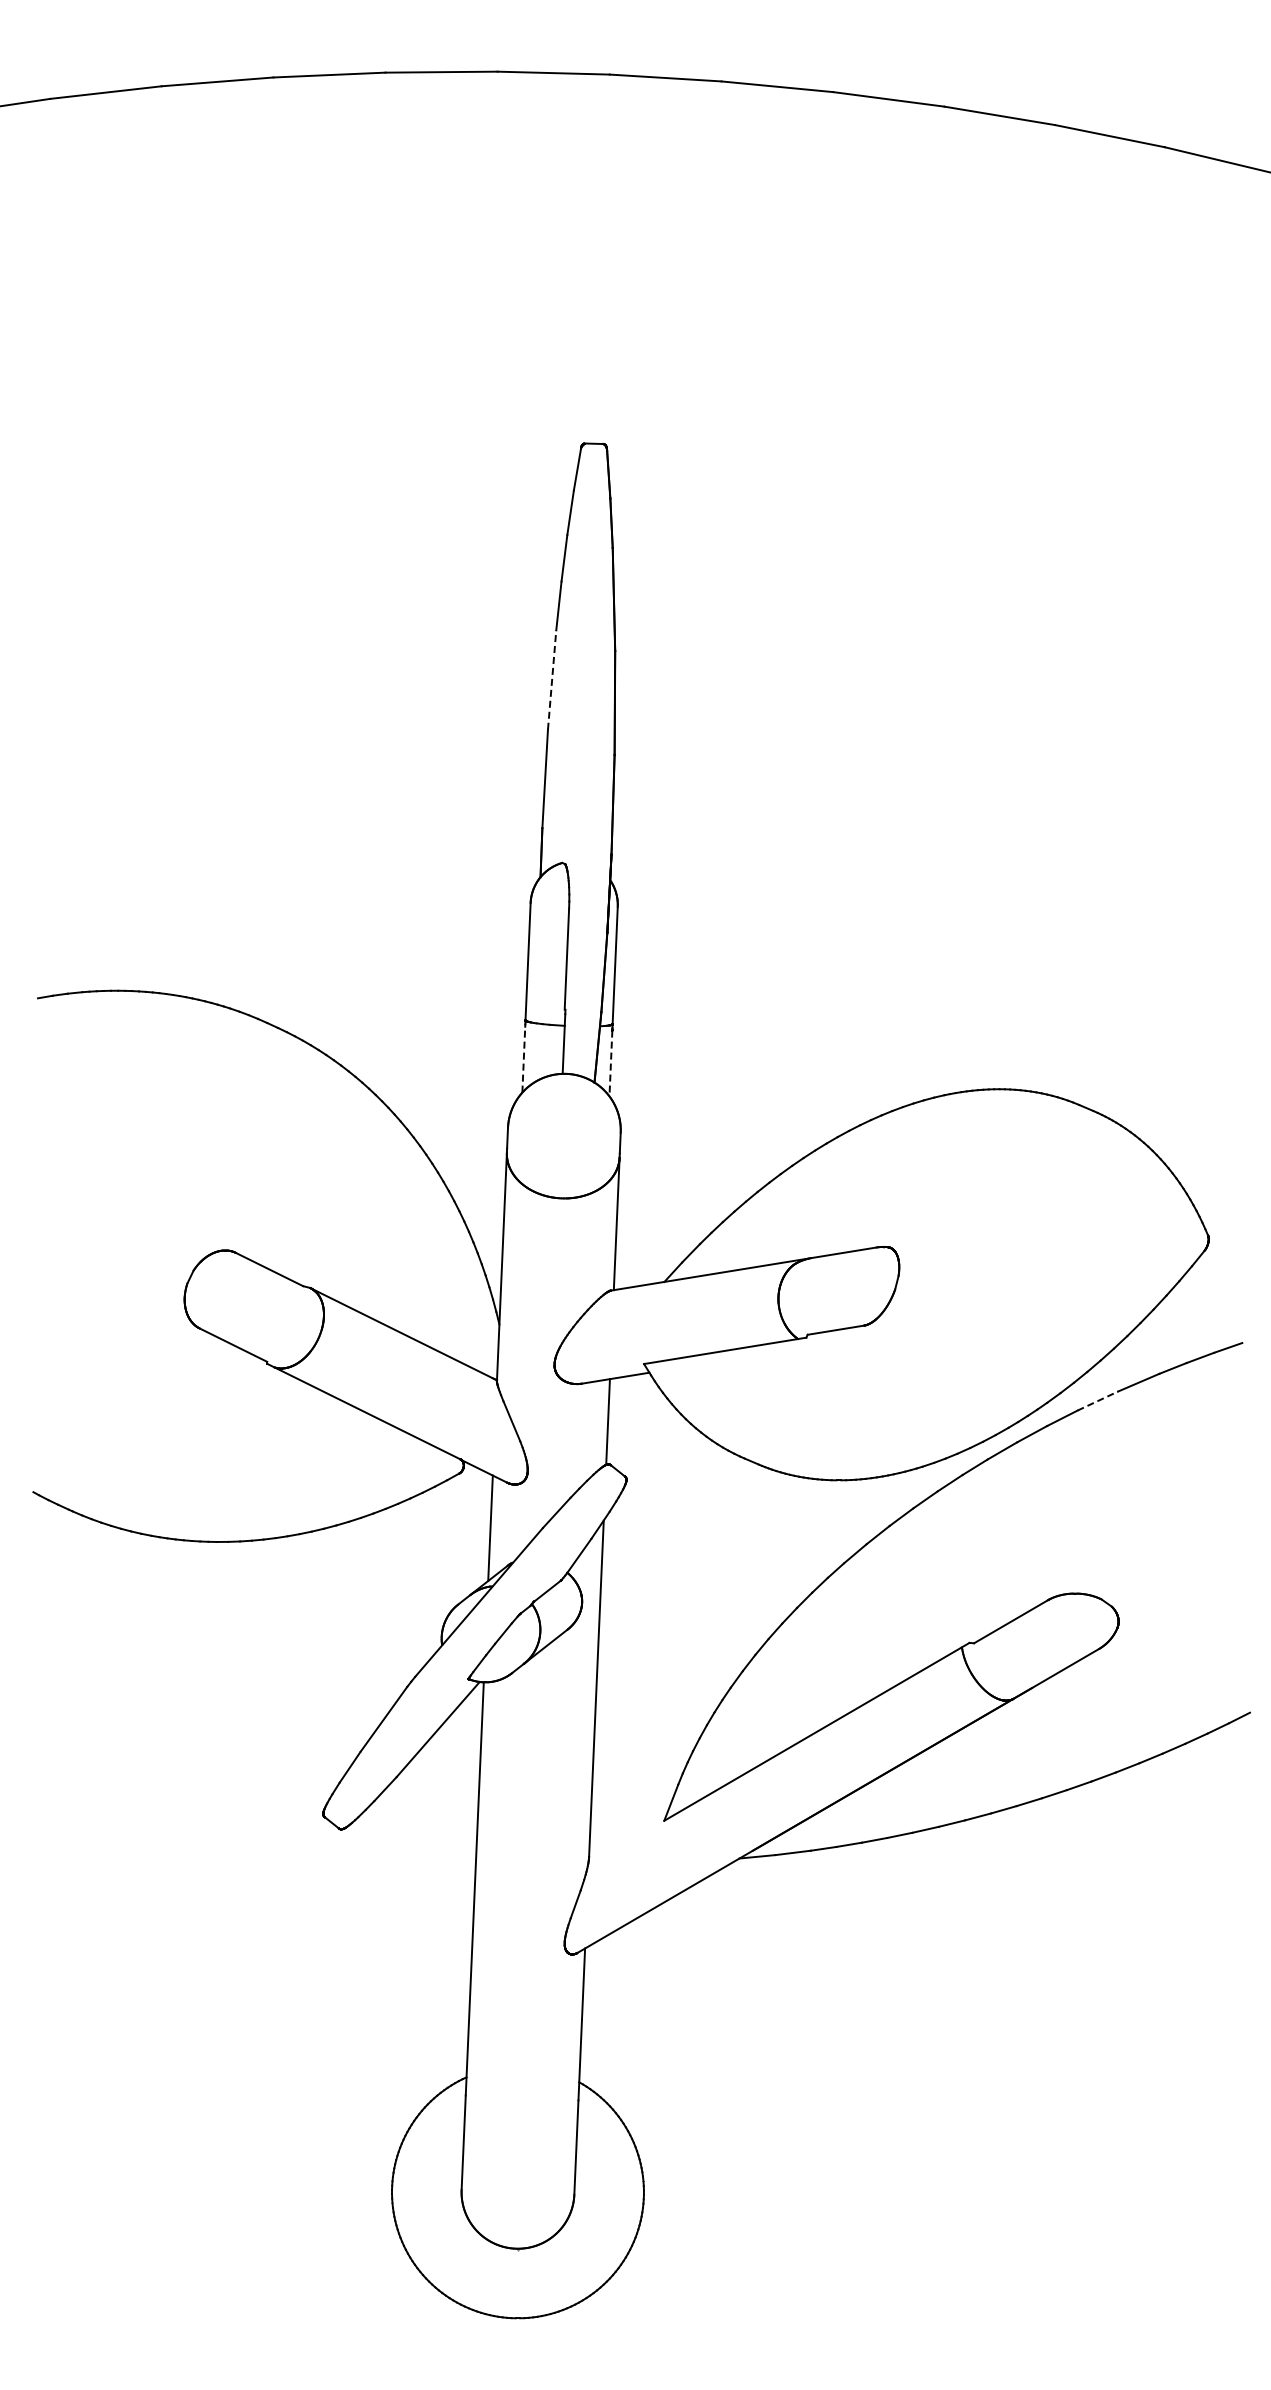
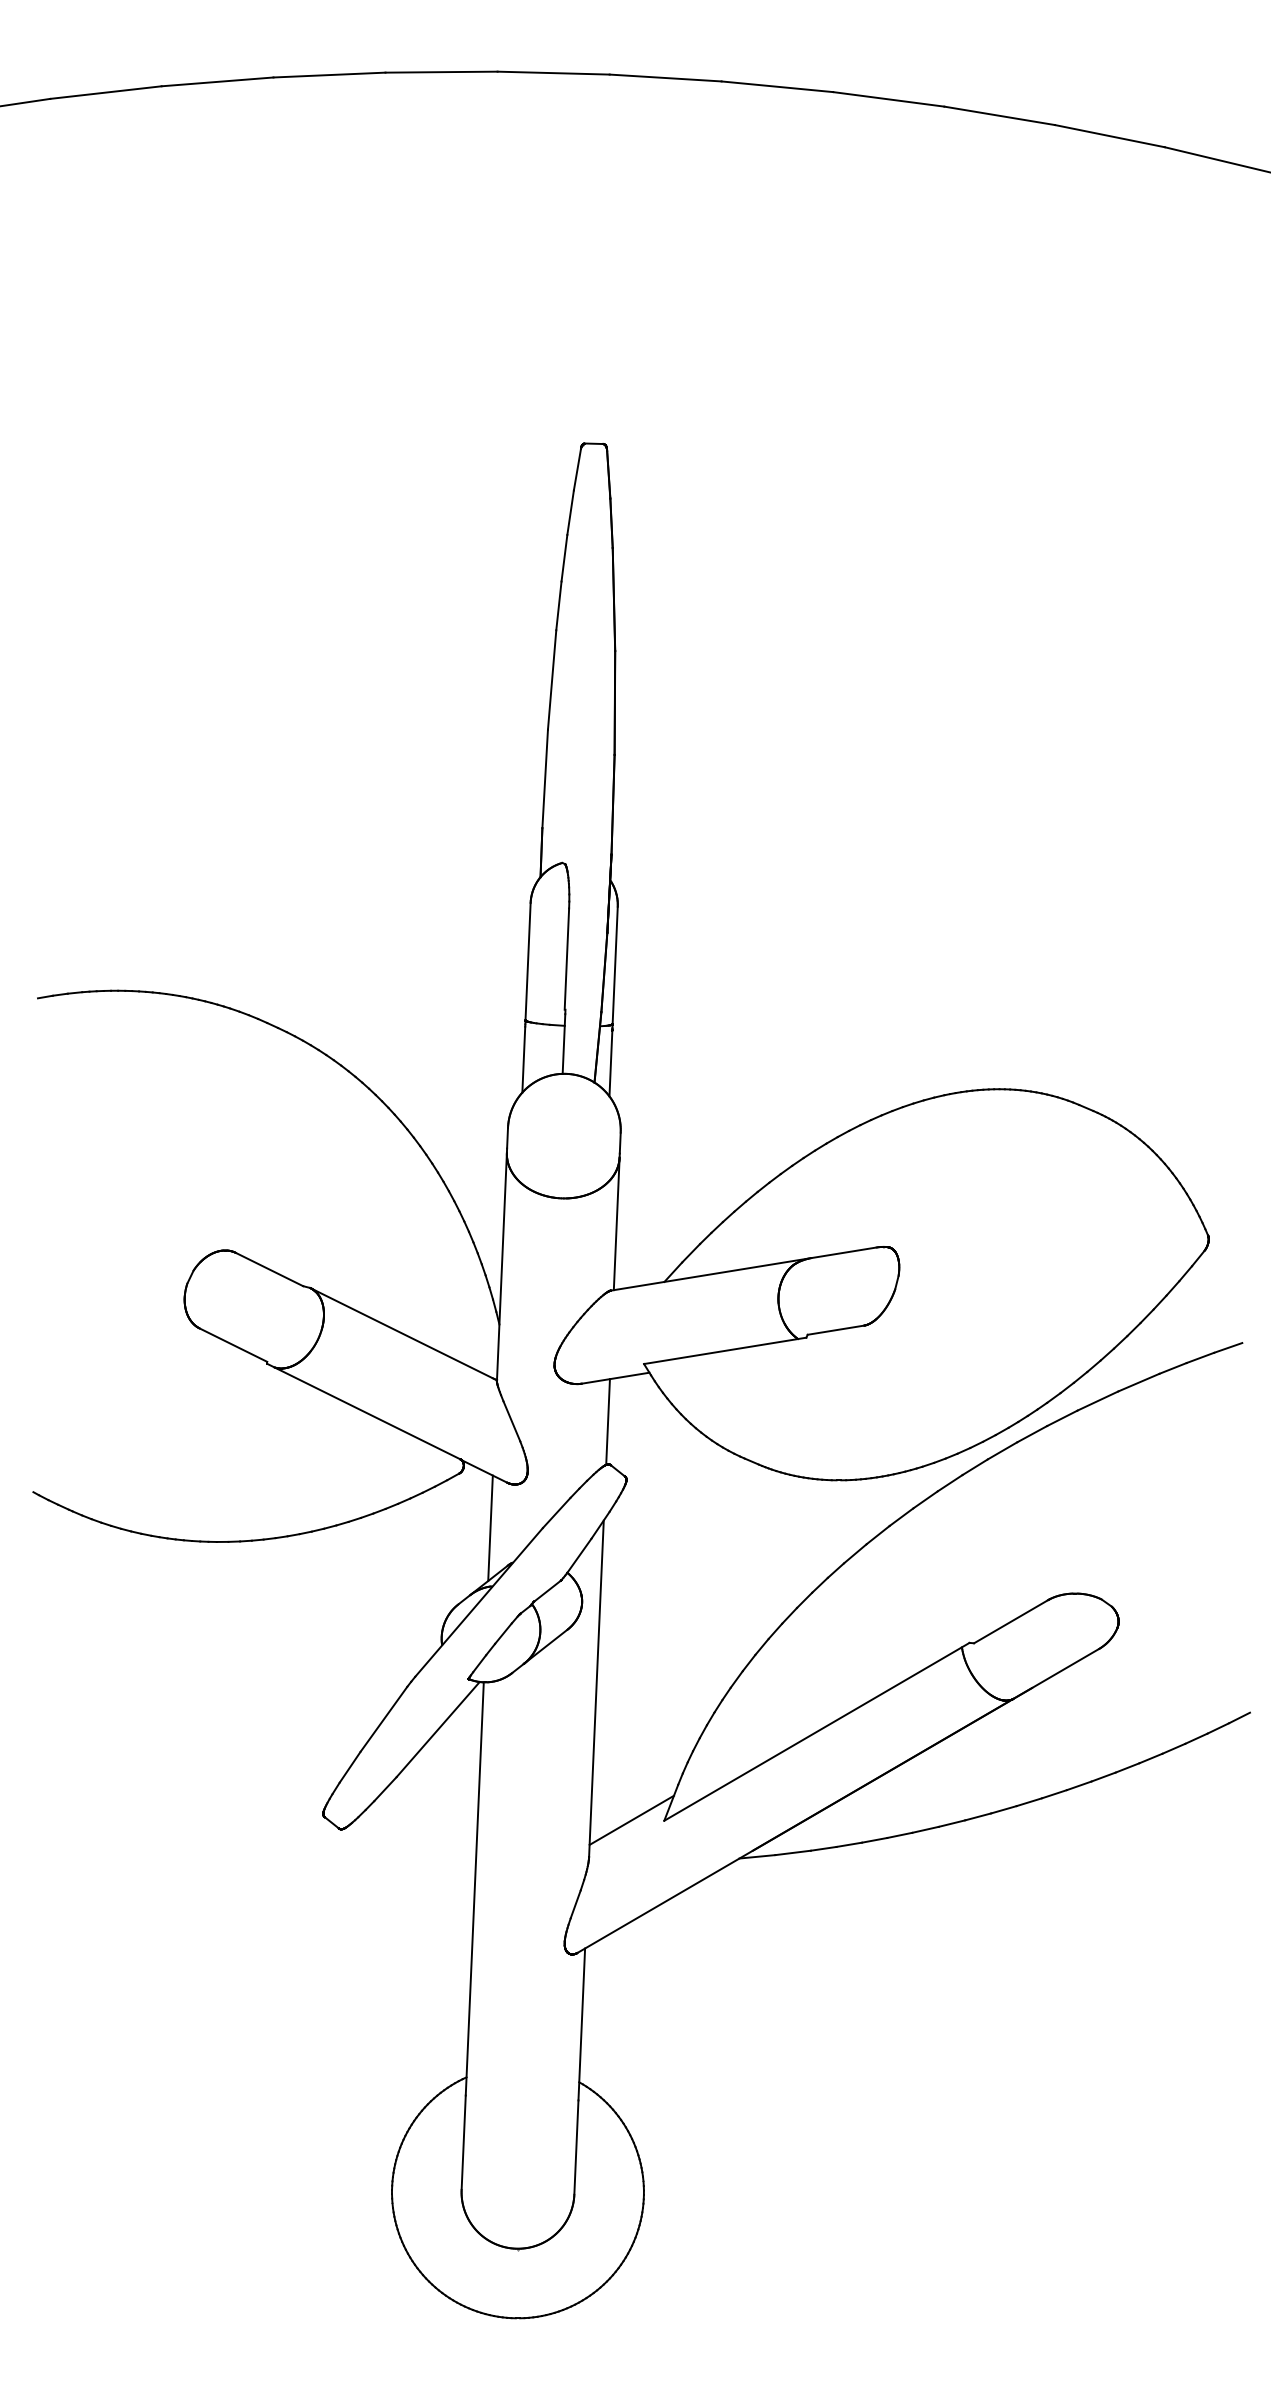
line: dashed -> solid (552, 680)
line: dashed -> solid (523, 1059)
line: dashed -> solid (610, 1063)
line: dashed -> solid (1098, 1400)
line: none -> present (631, 1819)
